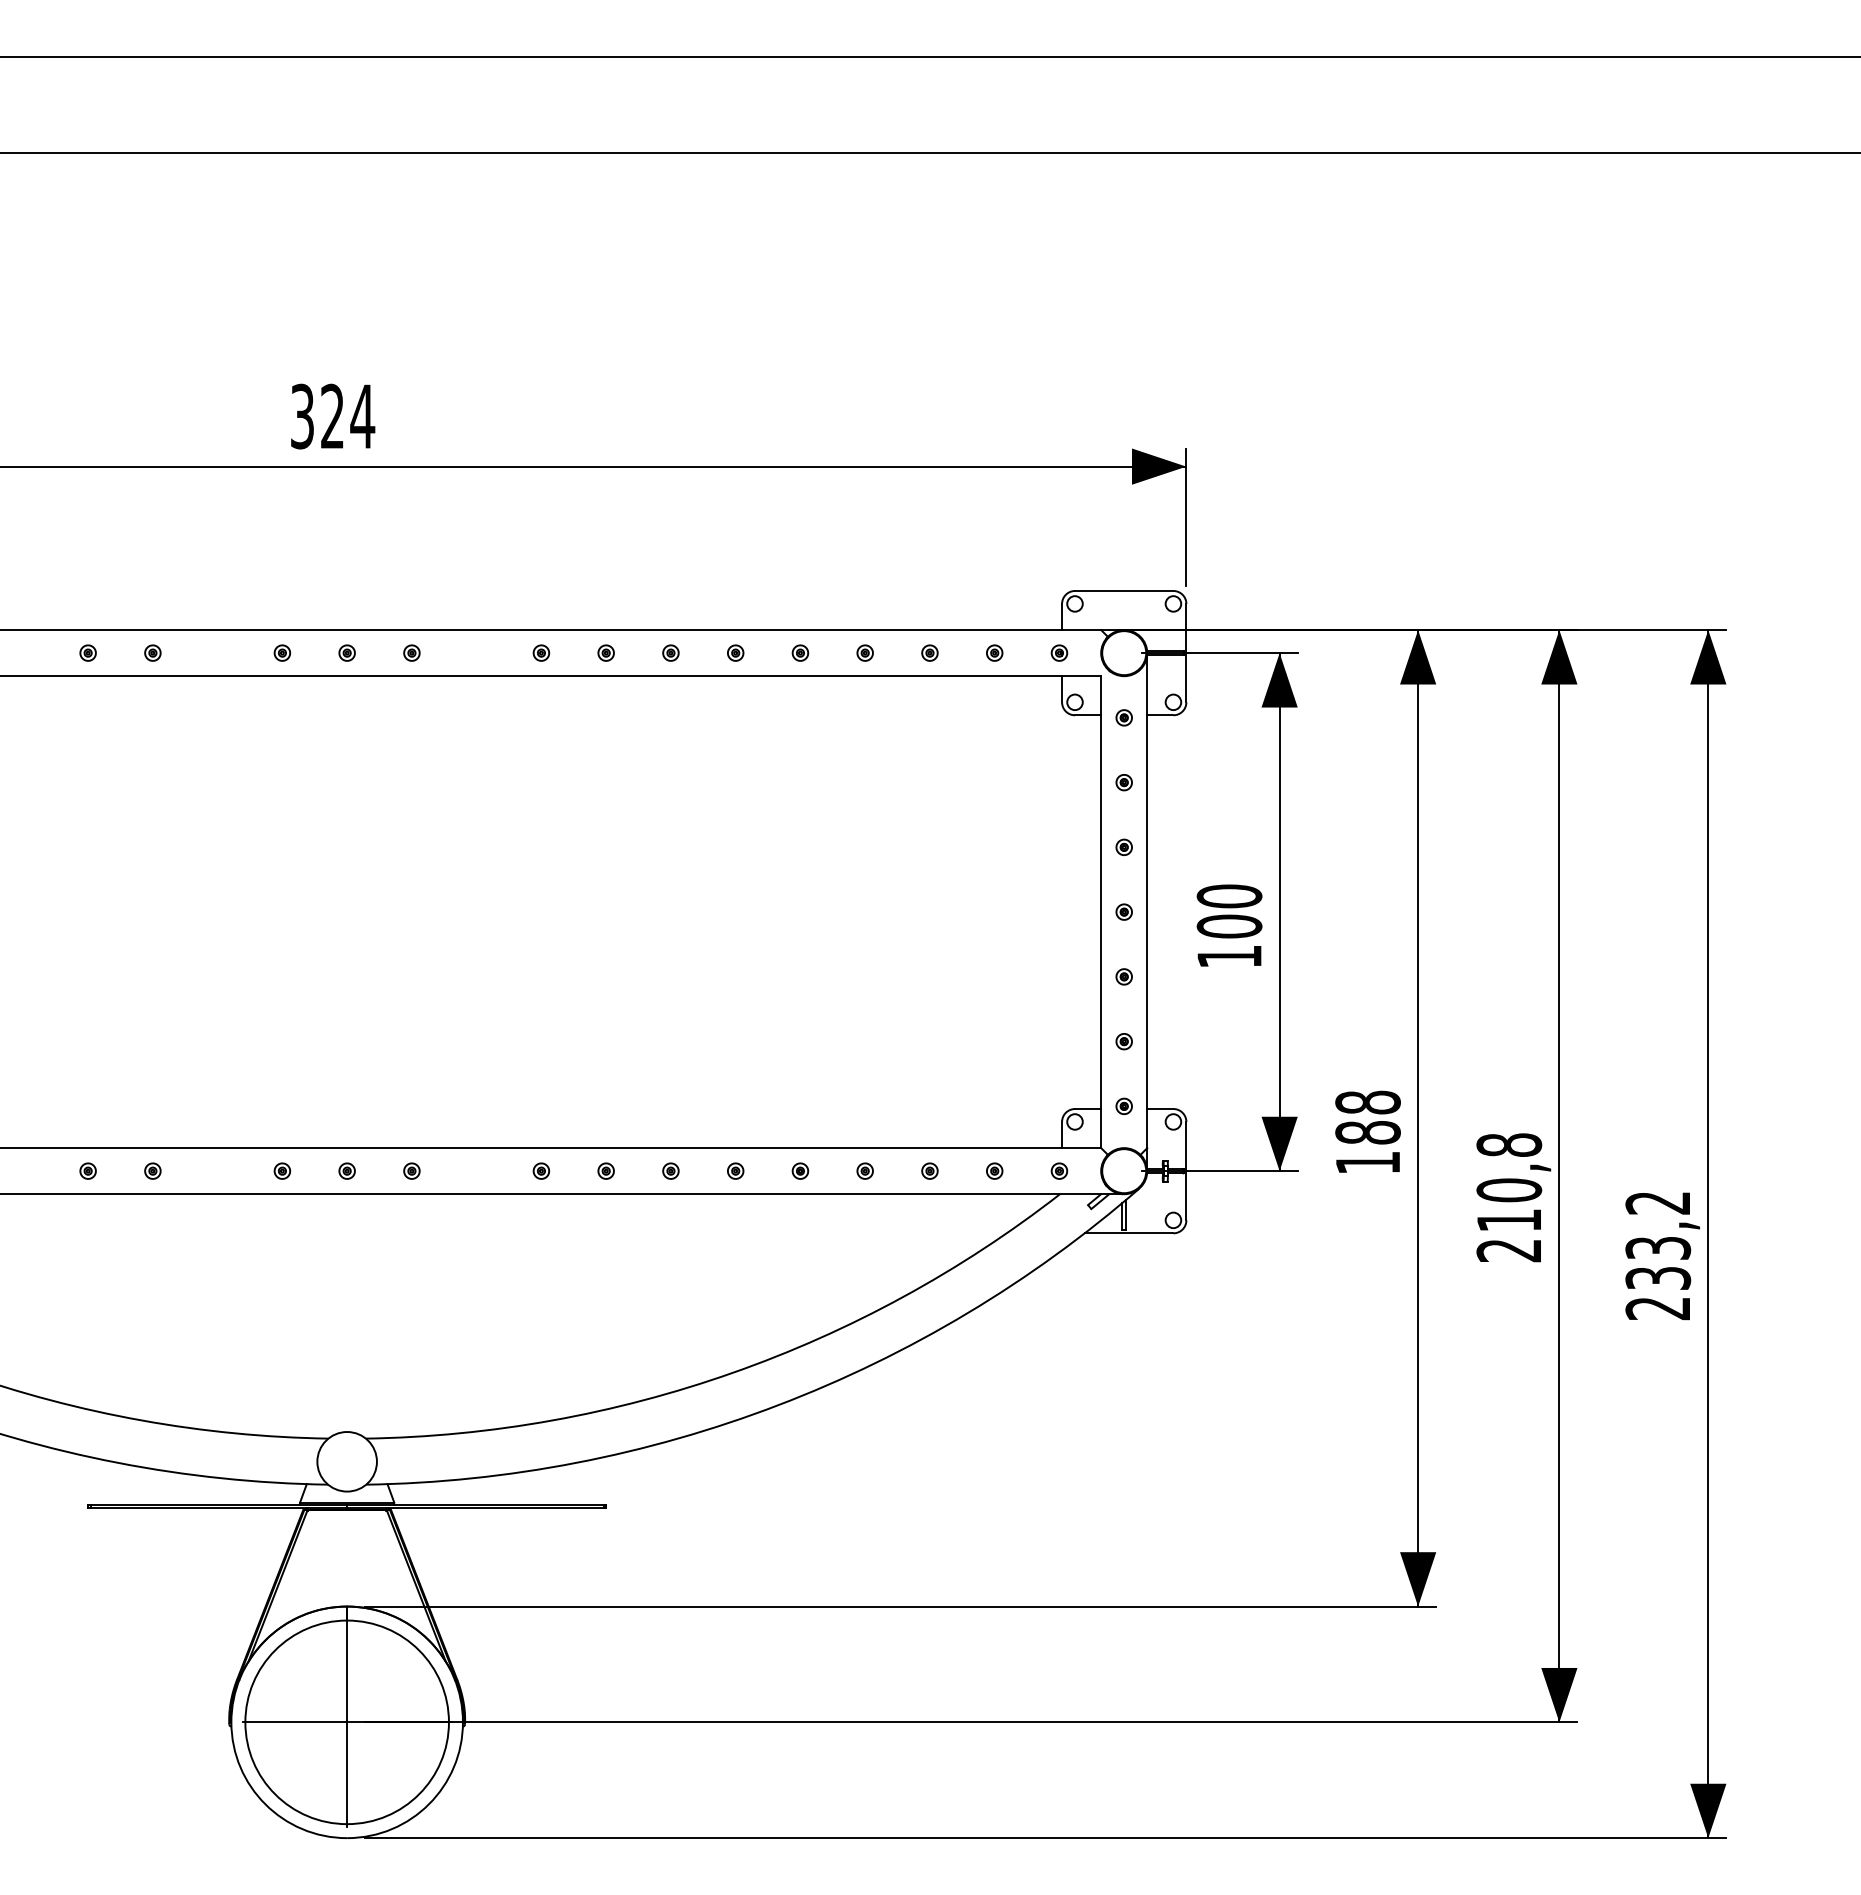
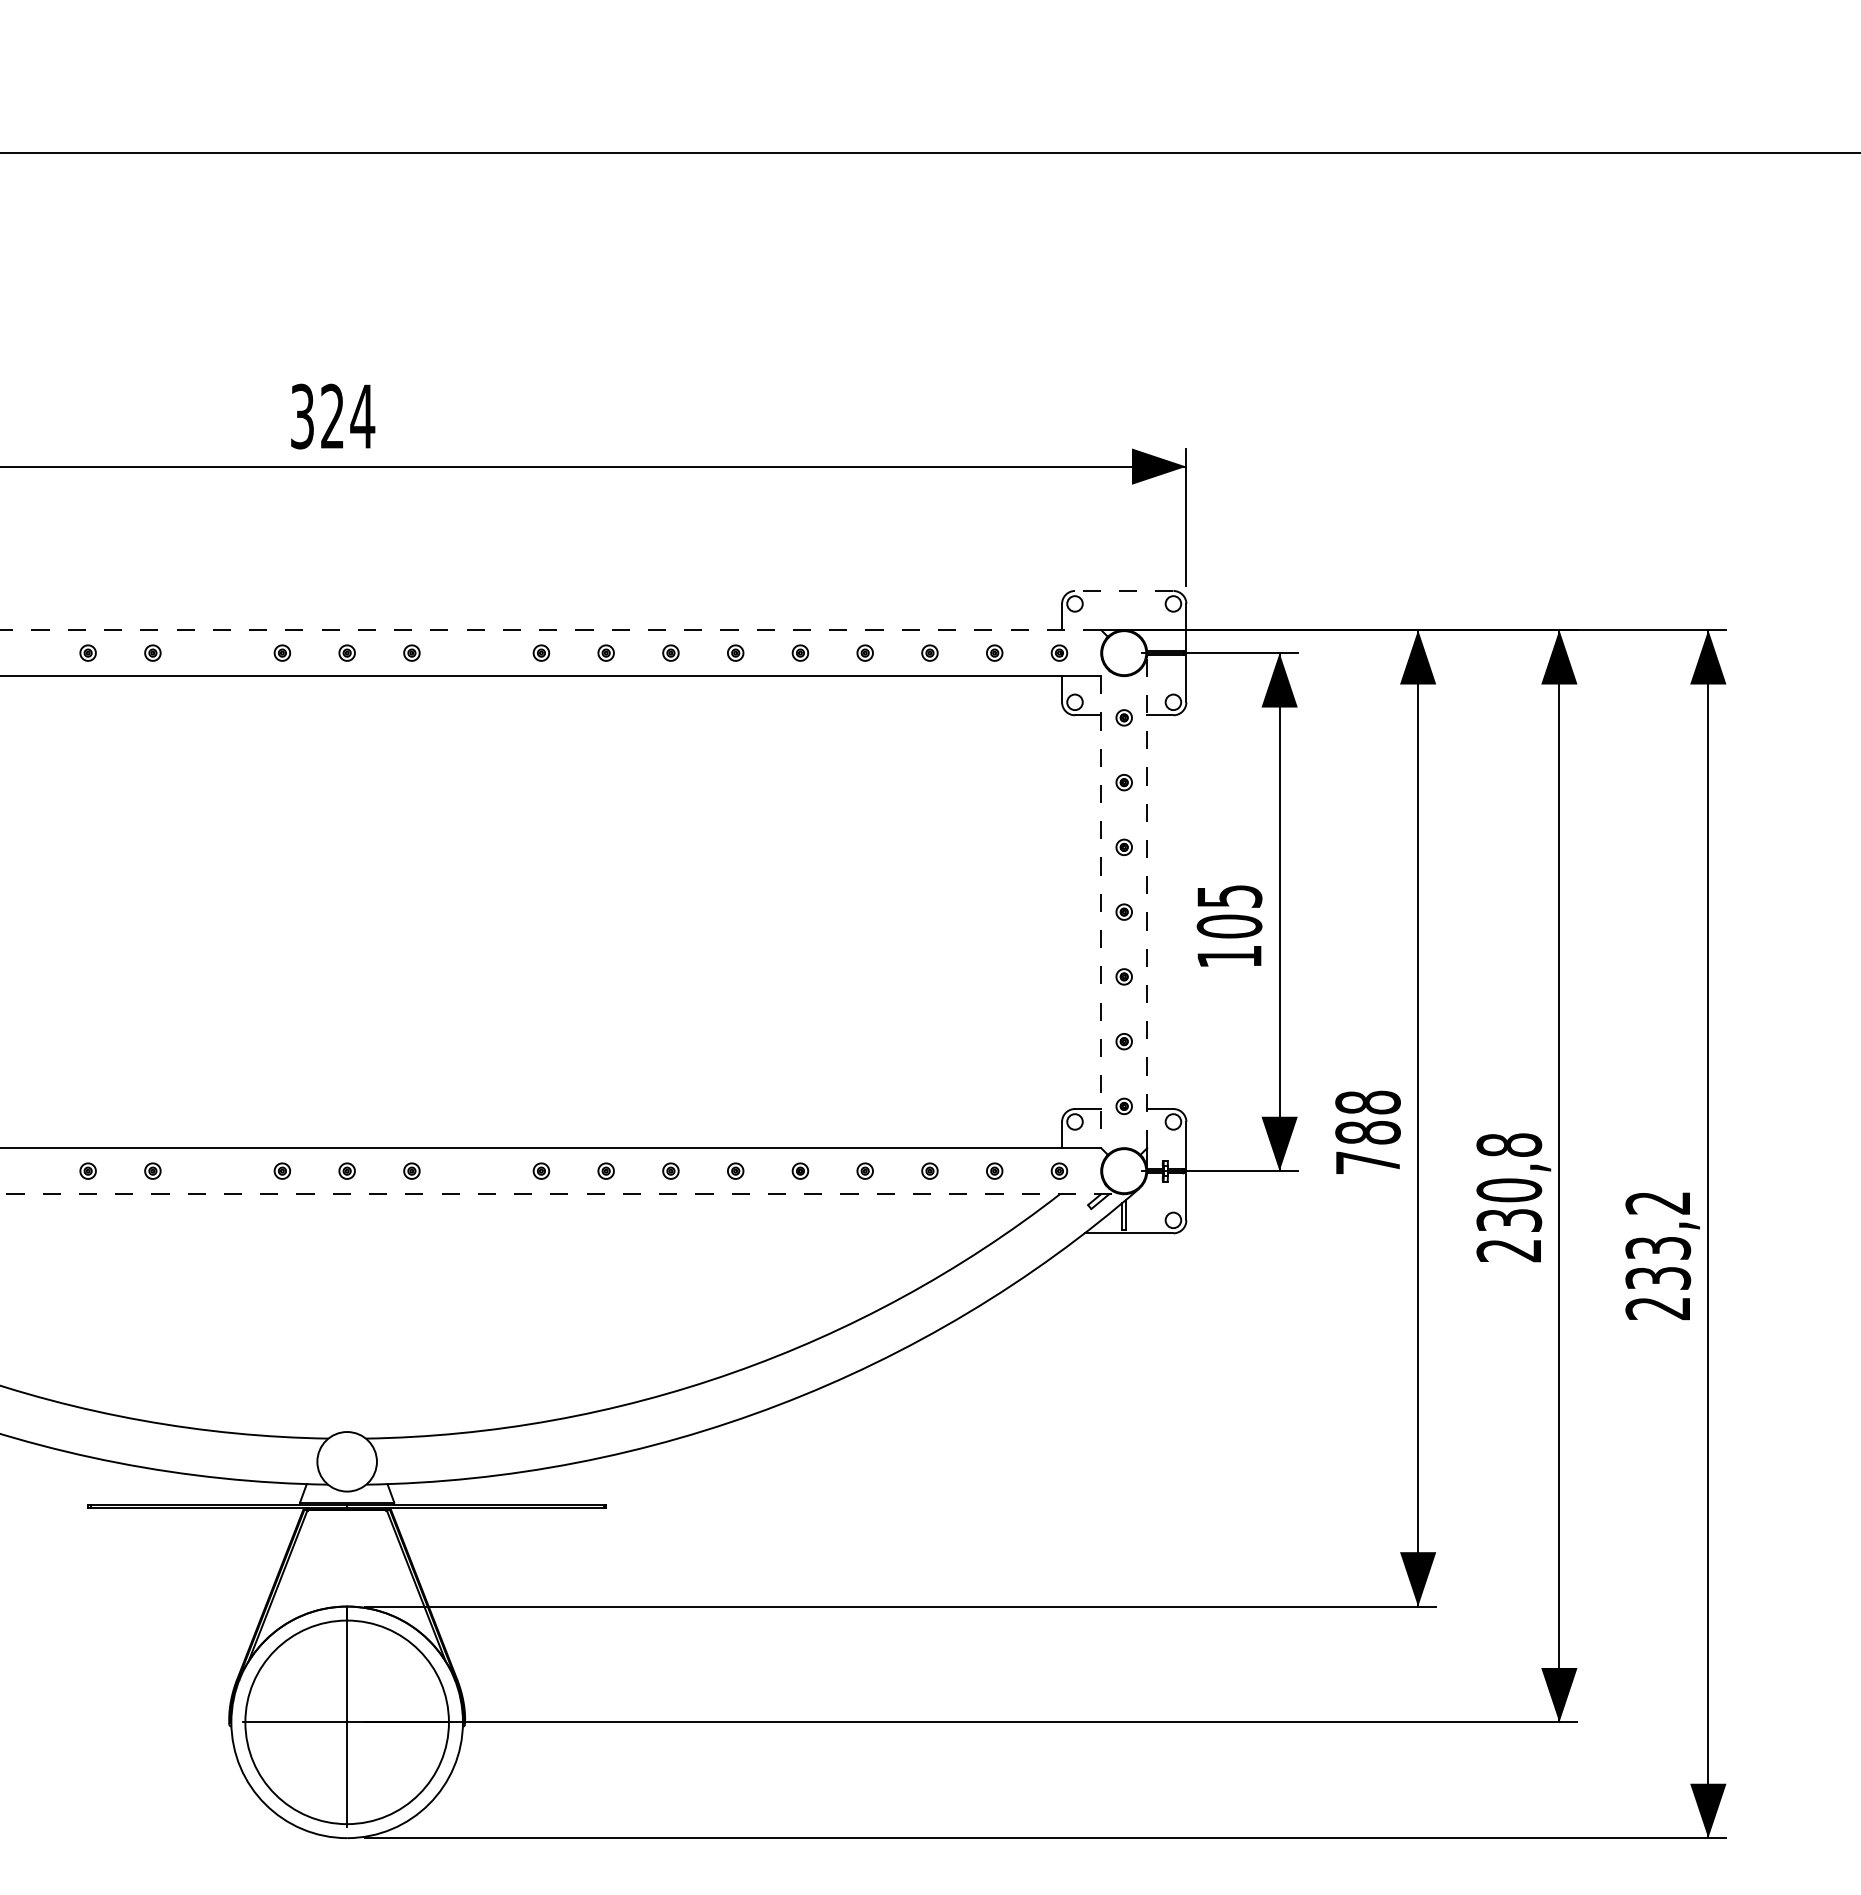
line: present -> none (929, 56)
line: solid -> dashed (1123, 590)
line: solid -> dashed (550, 630)
text: 100 -> 105 (1229, 896)
line: solid -> dashed (1147, 901)
line: solid -> dashed (1101, 912)
text: 188 -> 788 (1367, 1162)
line: solid -> dashed (562, 1194)
text: 210,8 -> 230,8 (1509, 1220)
